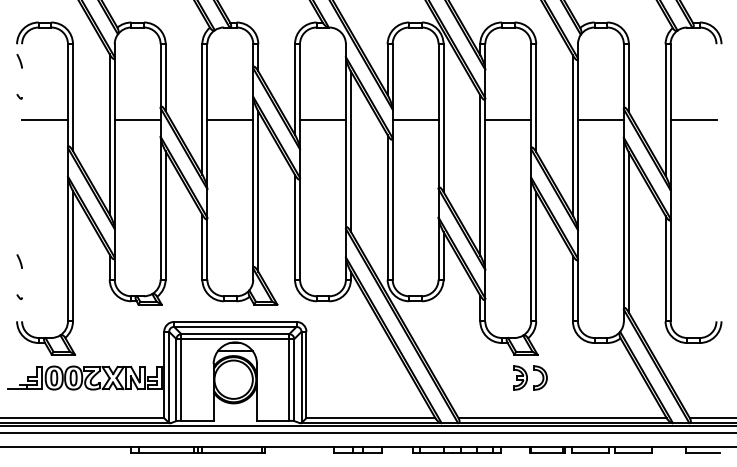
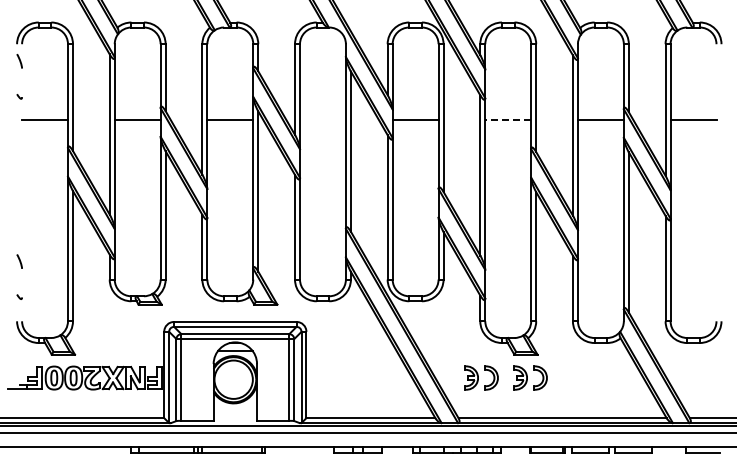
line: present -> none (322, 120)
line: solid -> dashed (508, 120)
part: none -> present (481, 377)
